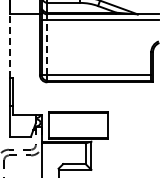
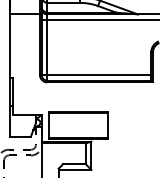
line: dashed -> solid (9, 46)
line: dashed -> solid (47, 47)
